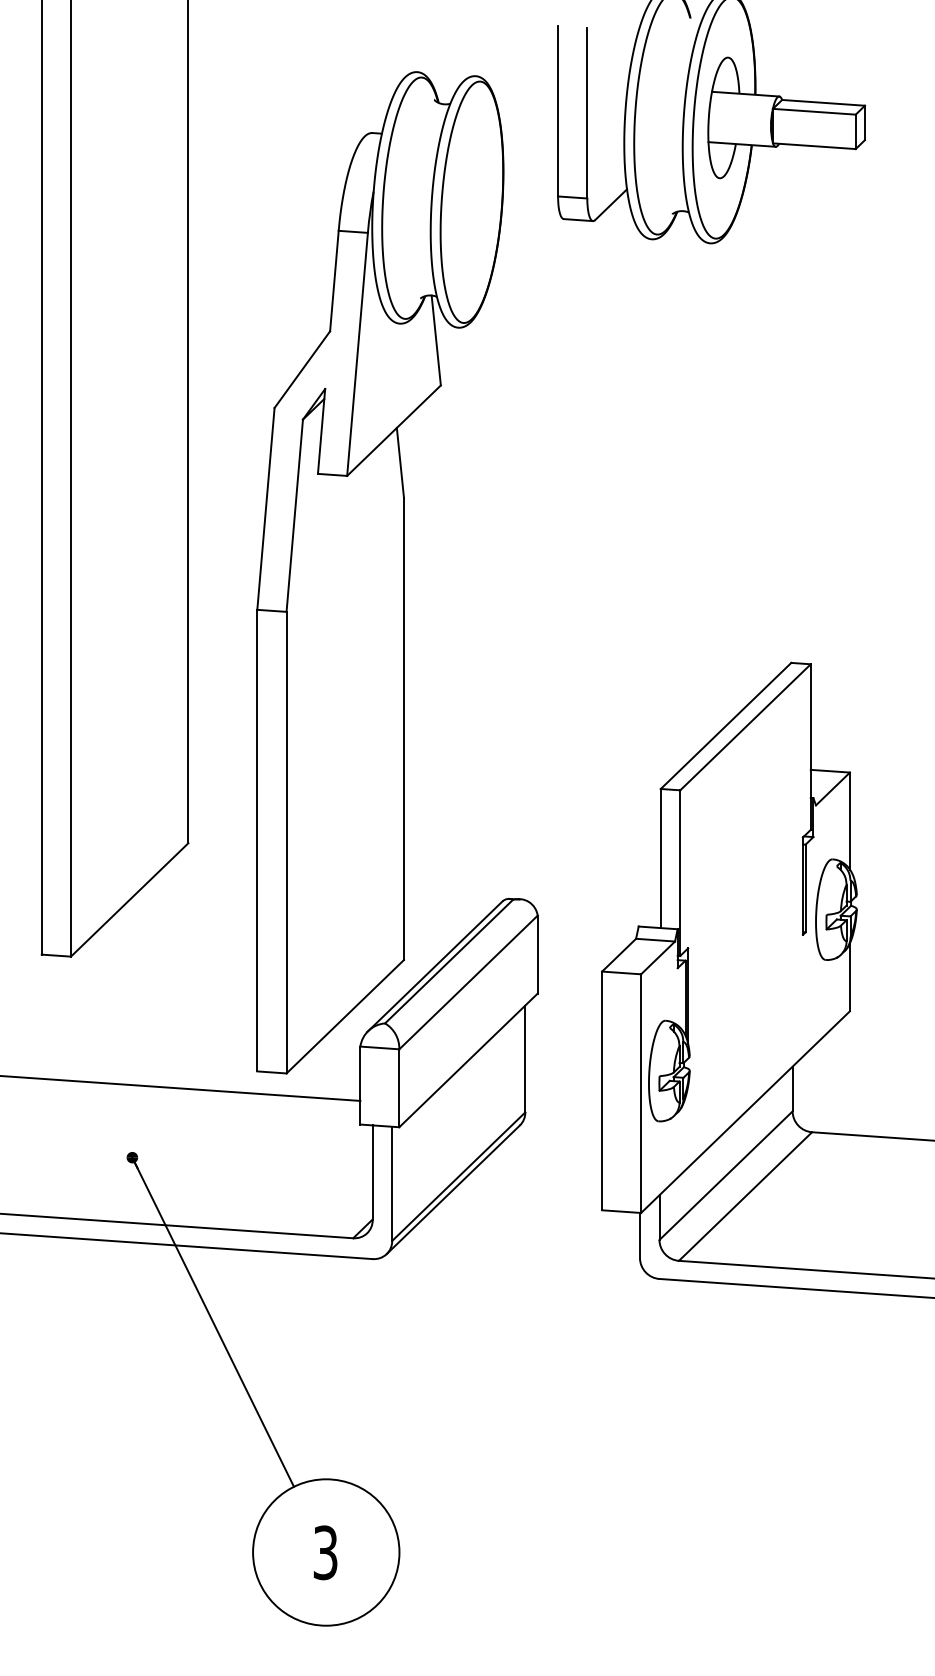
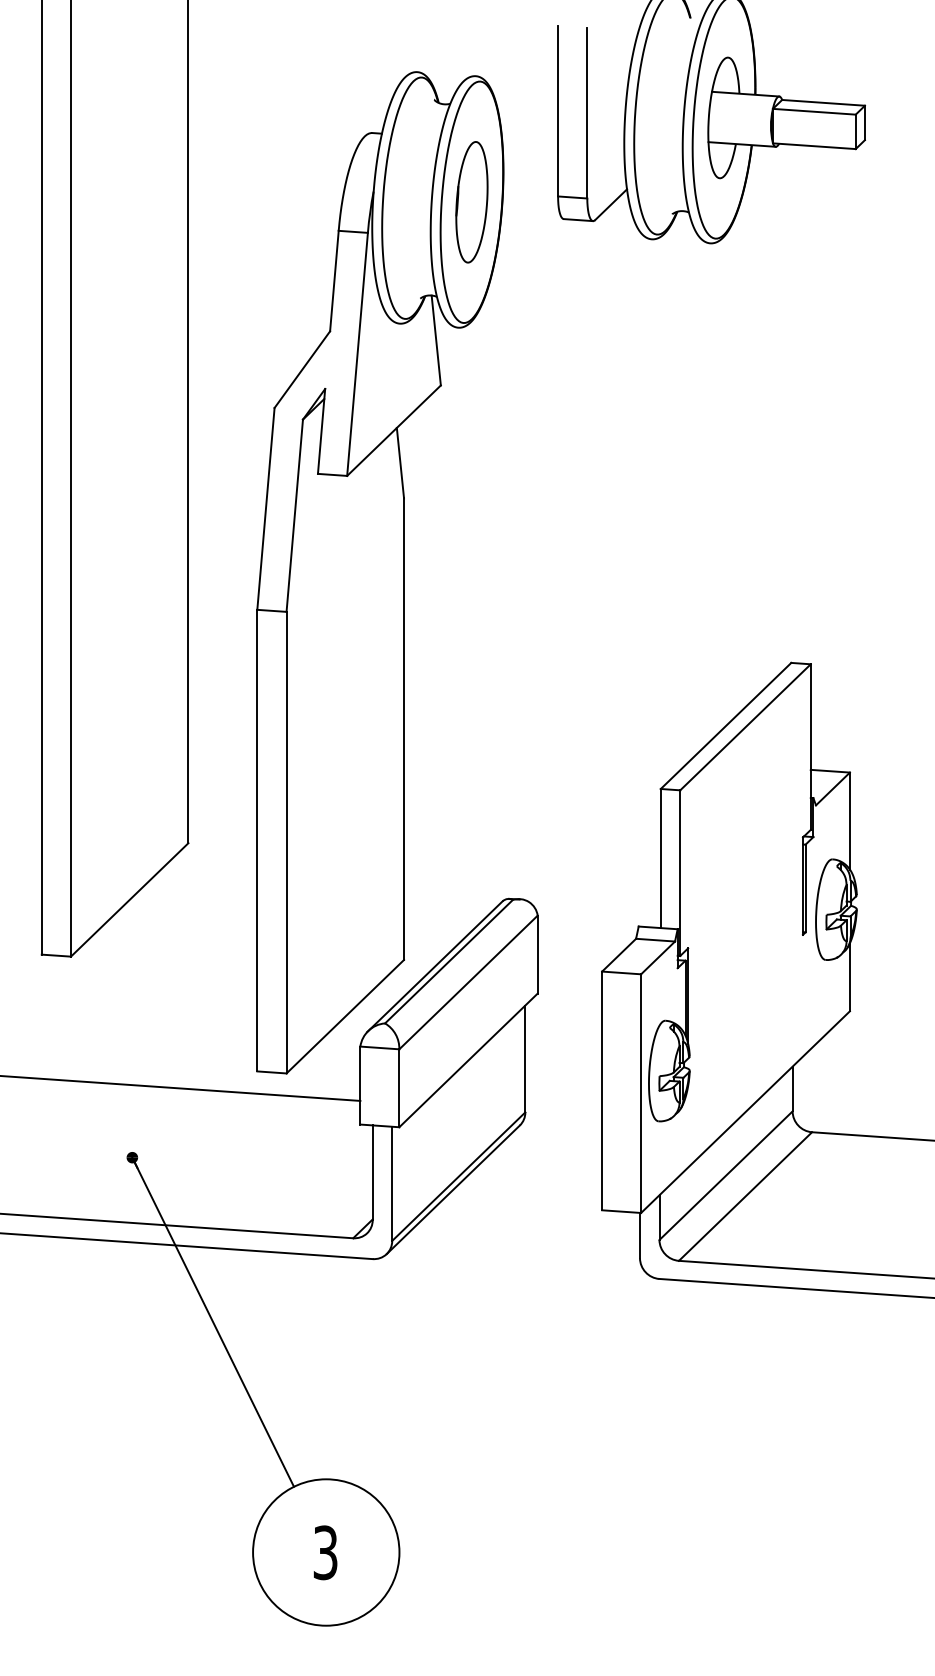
part: none -> present (471, 202)
